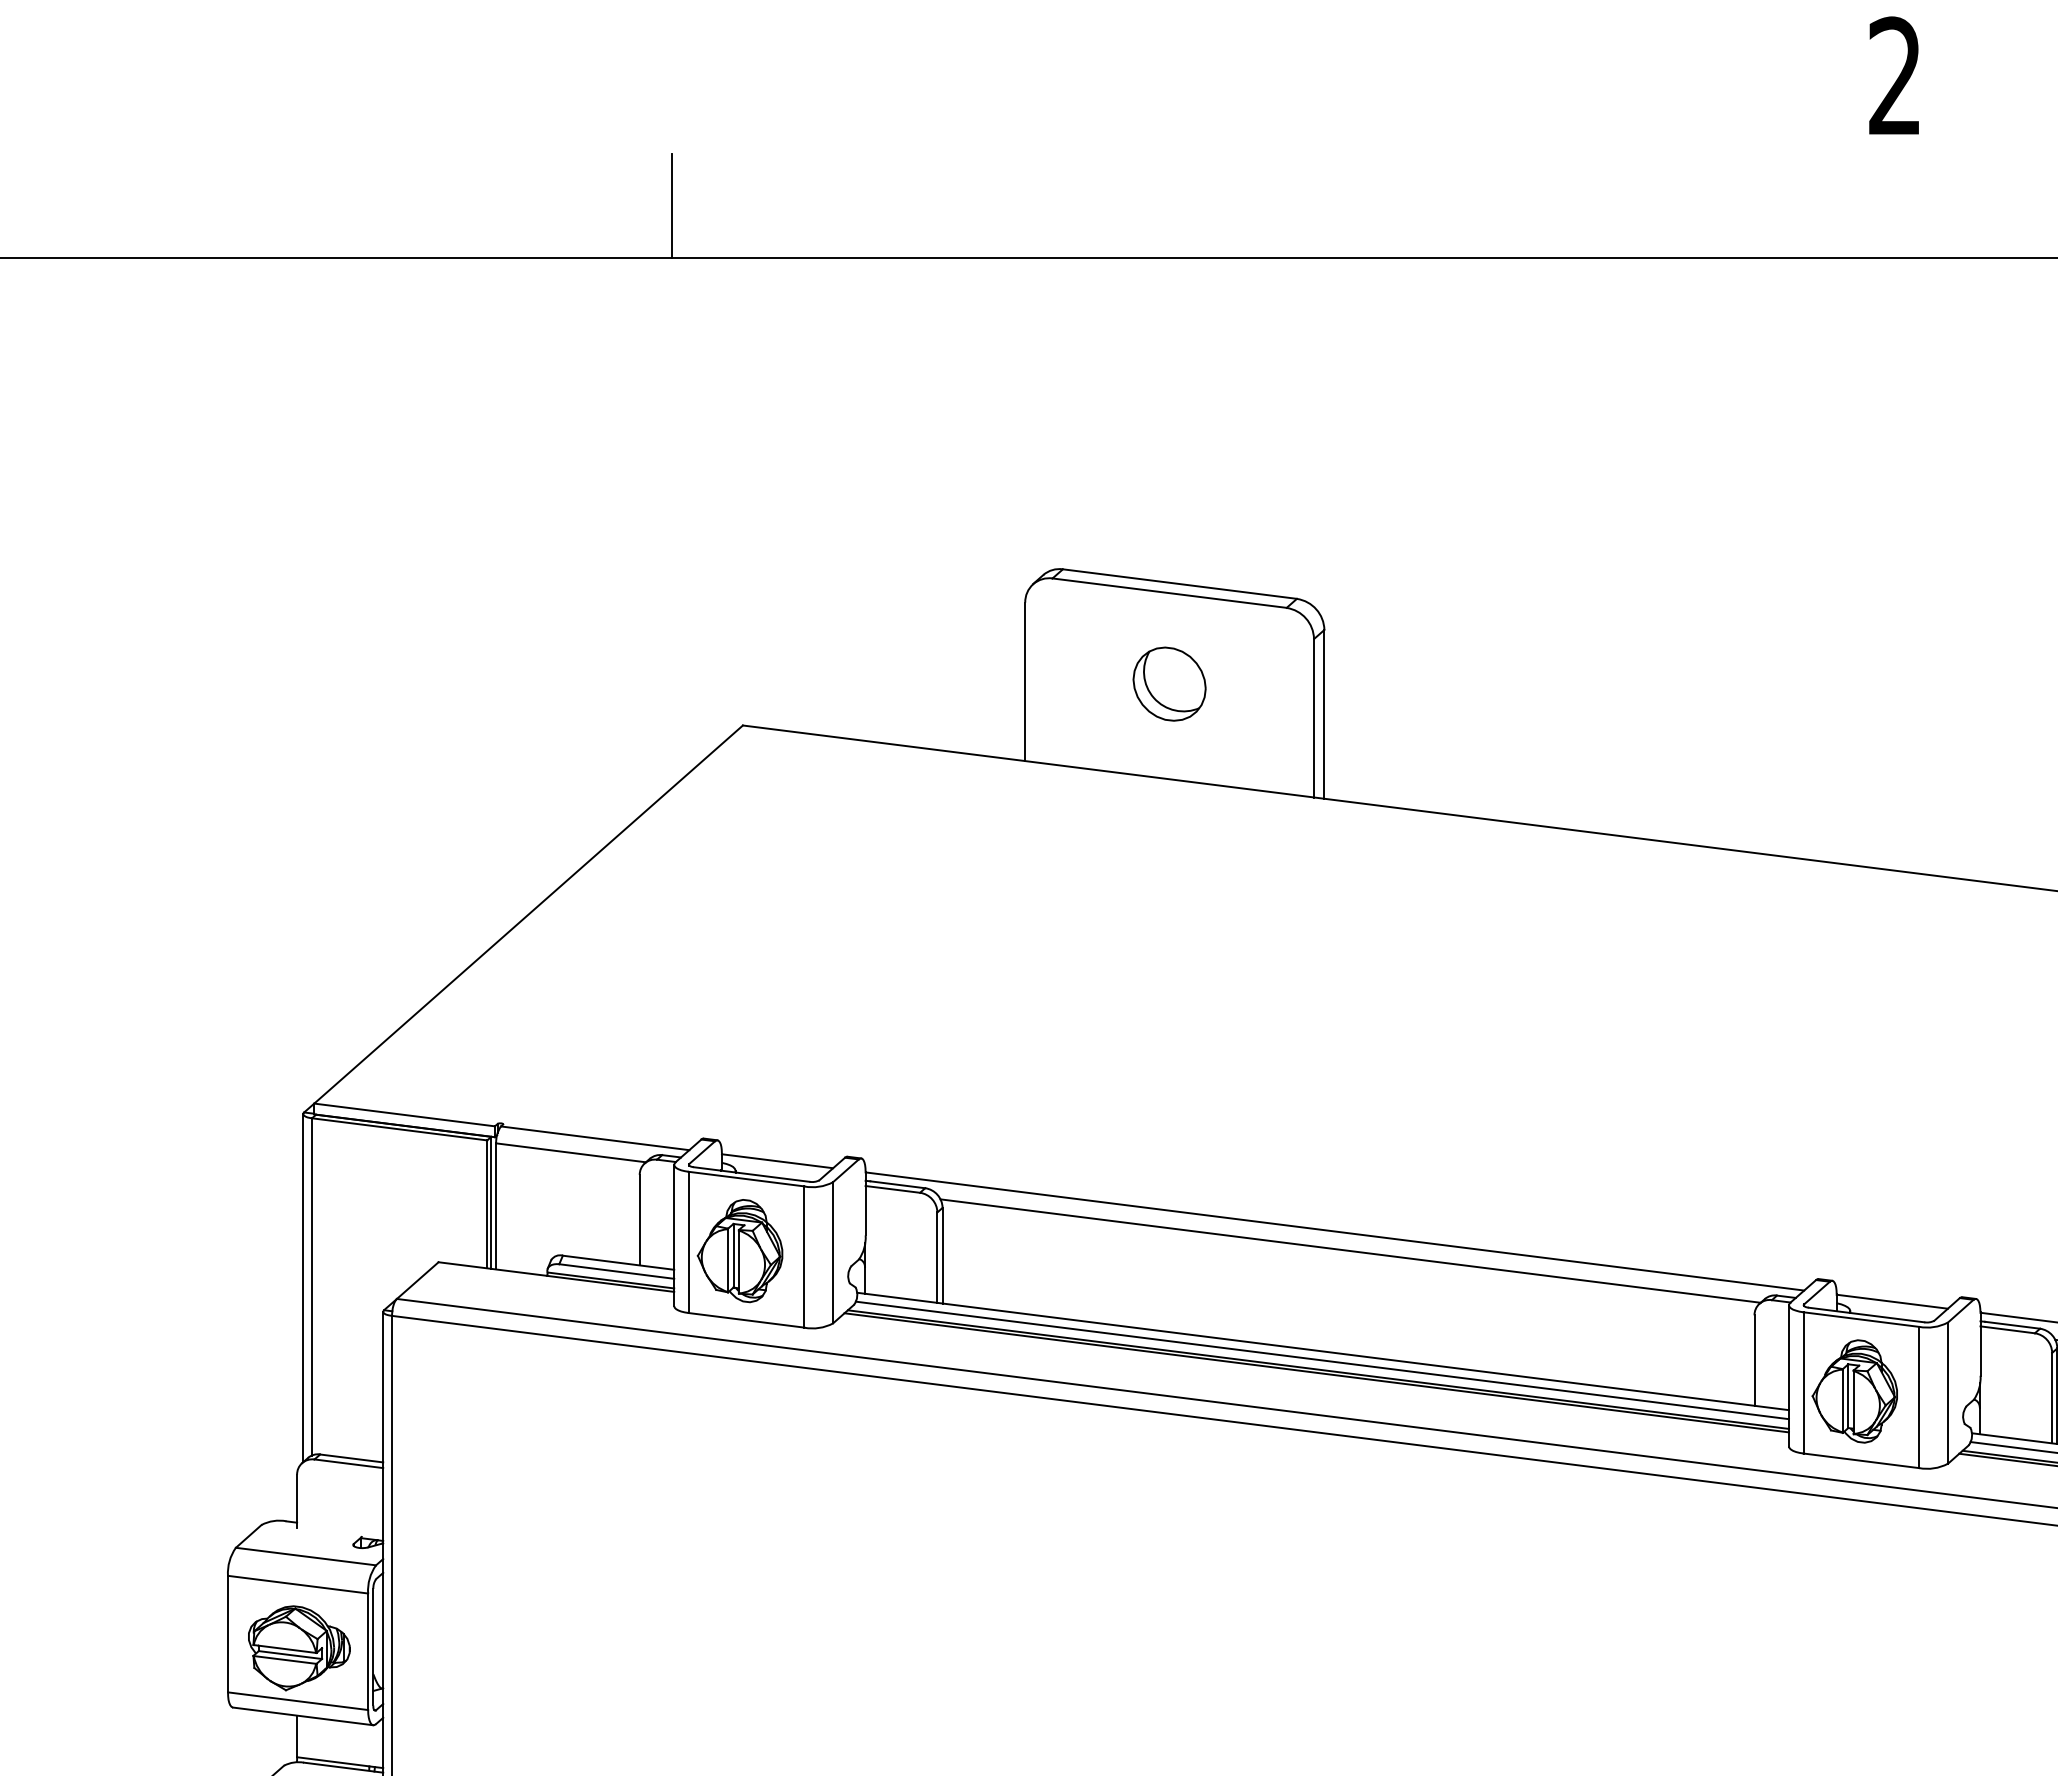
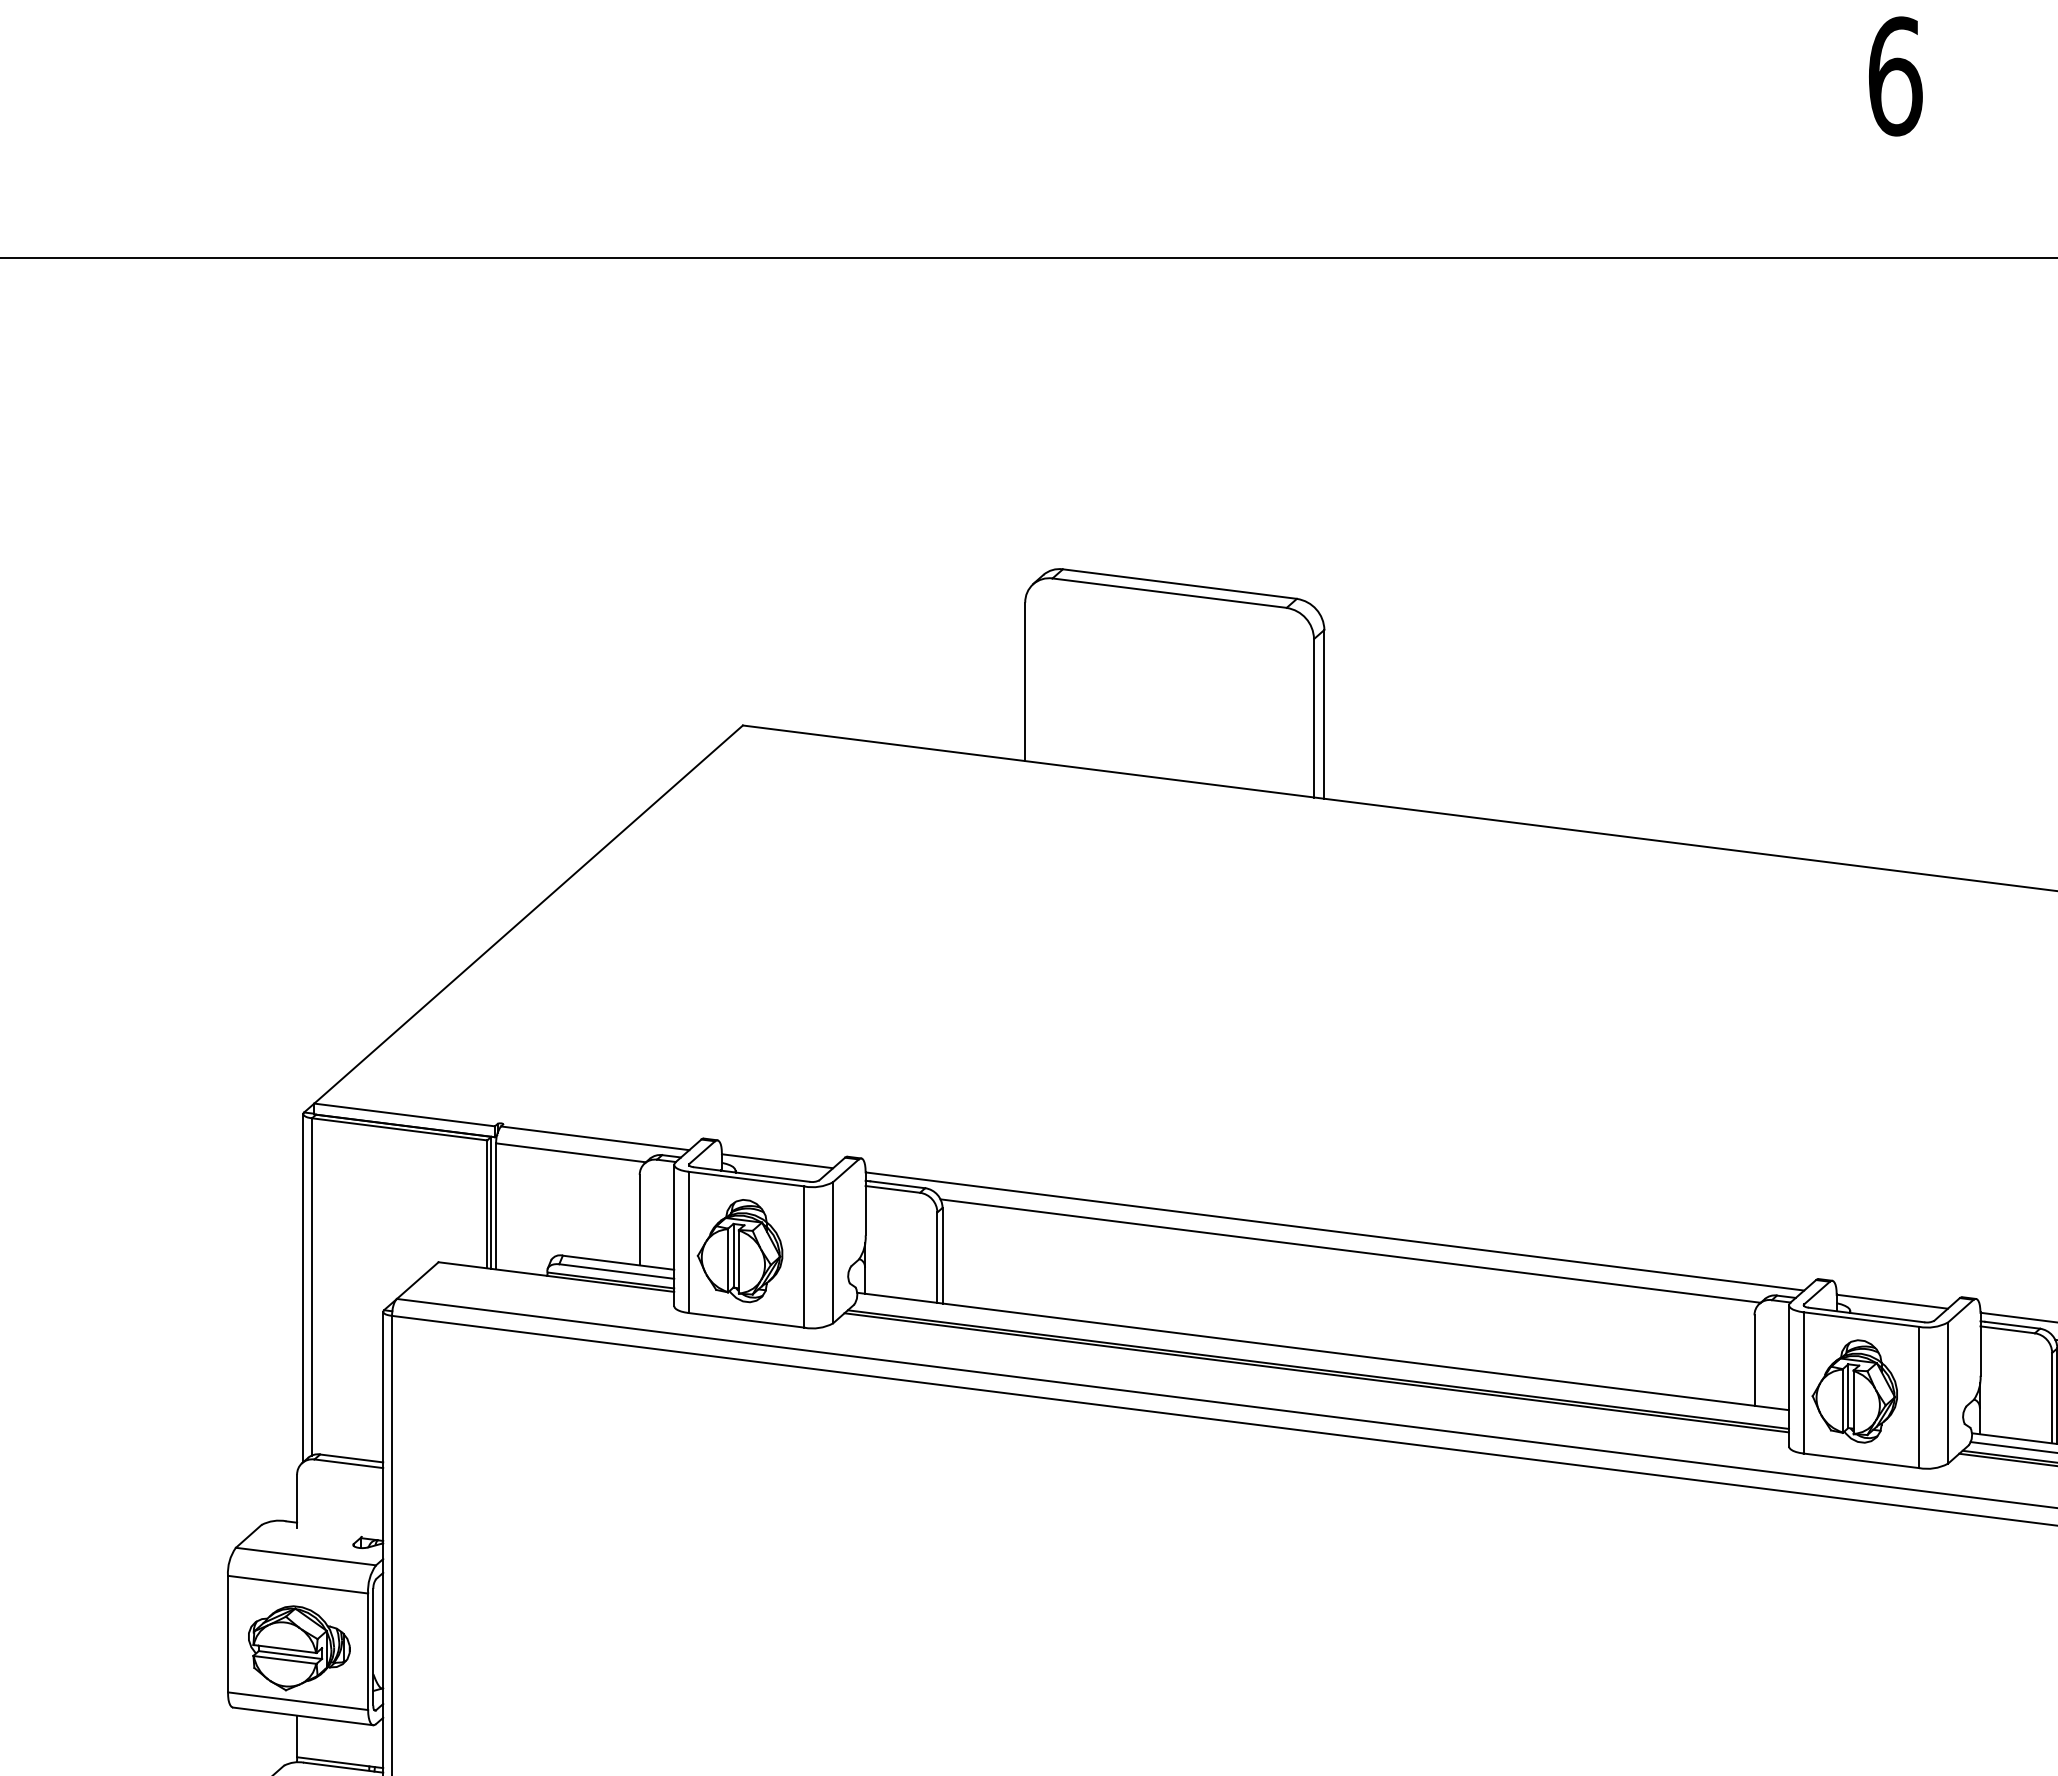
text: 2 -> 6 (1895, 76)
line: present -> none (672, 205)
part: present -> none (1169, 683)
line: present -> none (1321, 1360)
